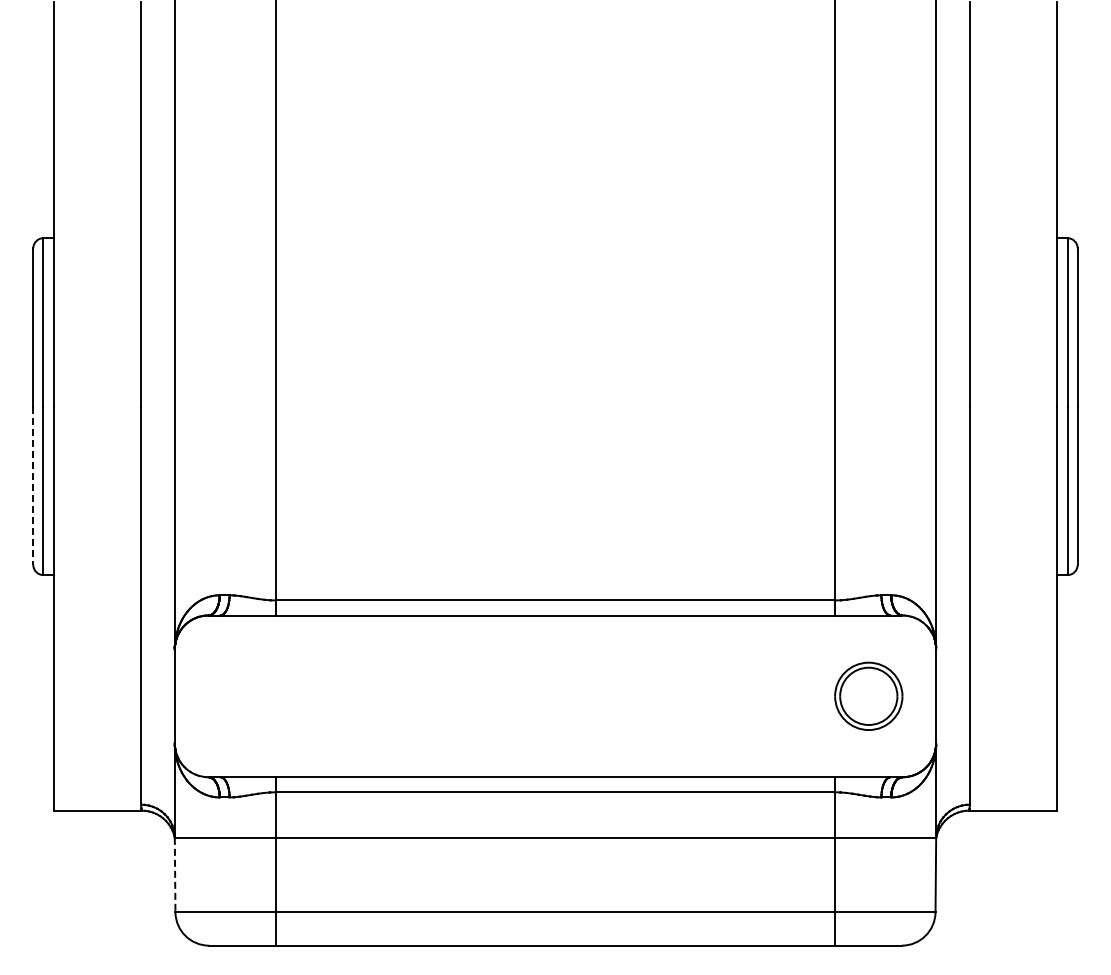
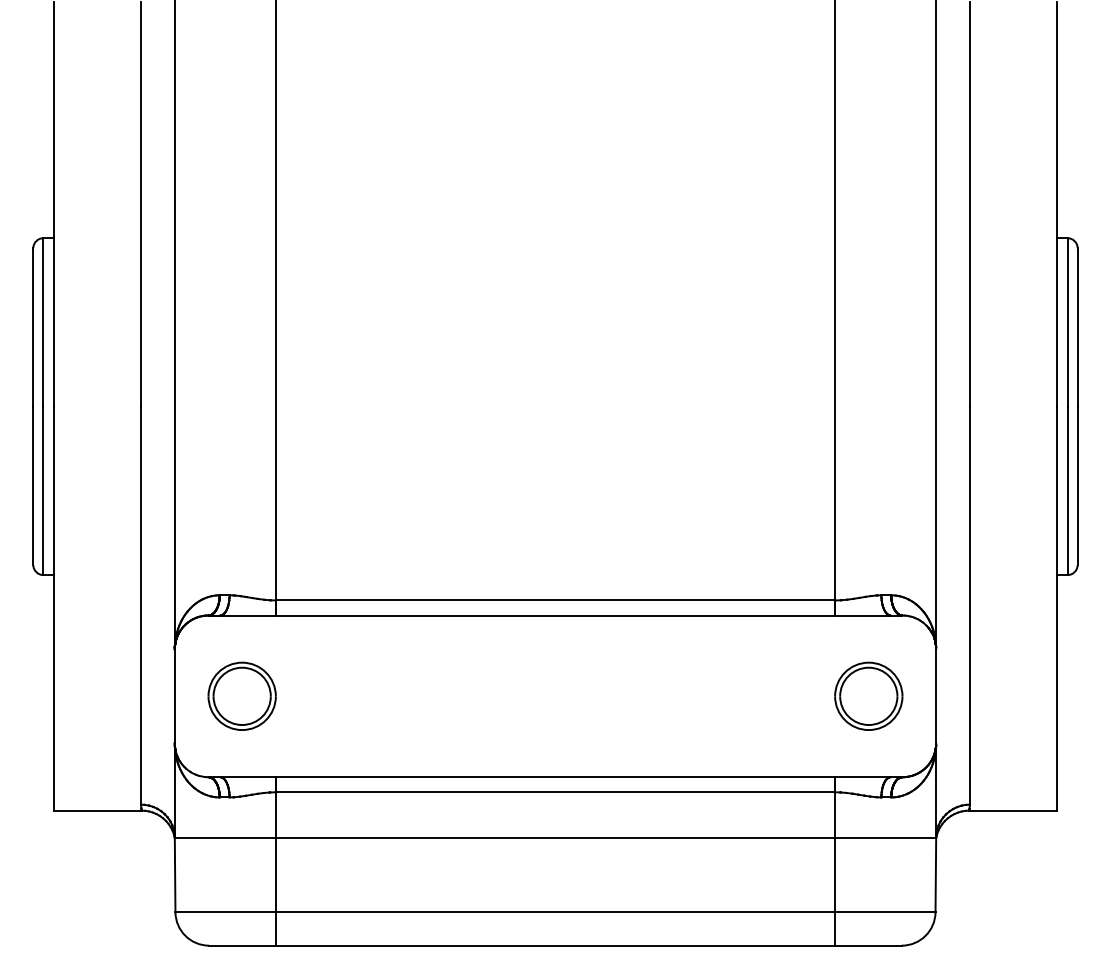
line: dashed -> solid (33, 486)
part: none -> present (241, 695)
line: dashed -> solid (175, 875)
